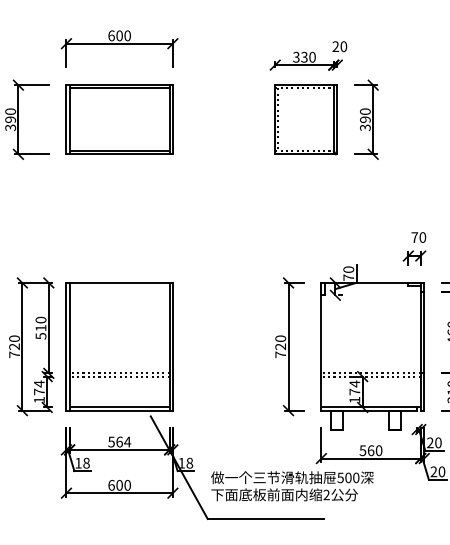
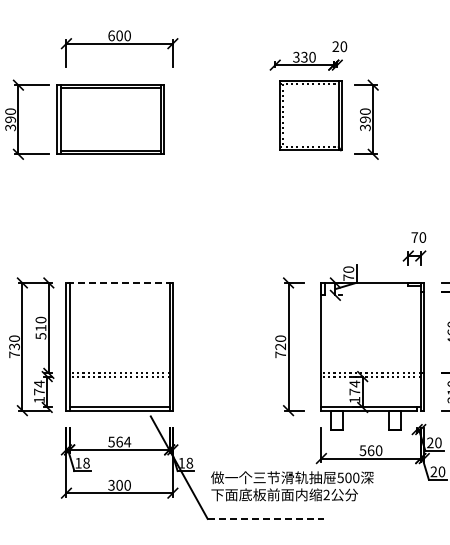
part position: (119, 119) -> (110, 119) (110, 119)
part position: (305, 119) -> (310, 115) (310, 115)
line: solid -> dashed (119, 282)
text: 720 -> 730 (14, 346)
text: 600 -> 300 (111, 485)
line: solid -> dashed (266, 518)
